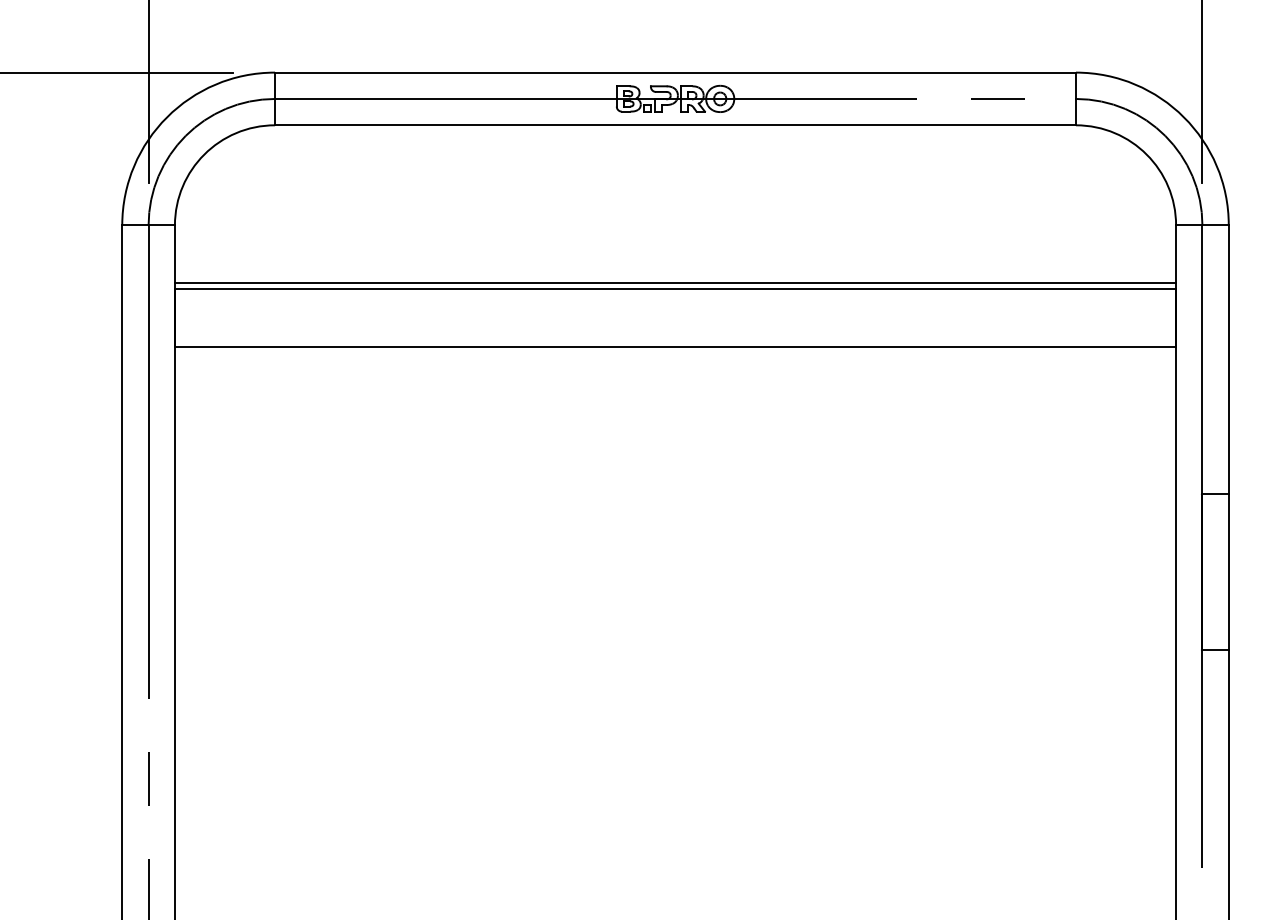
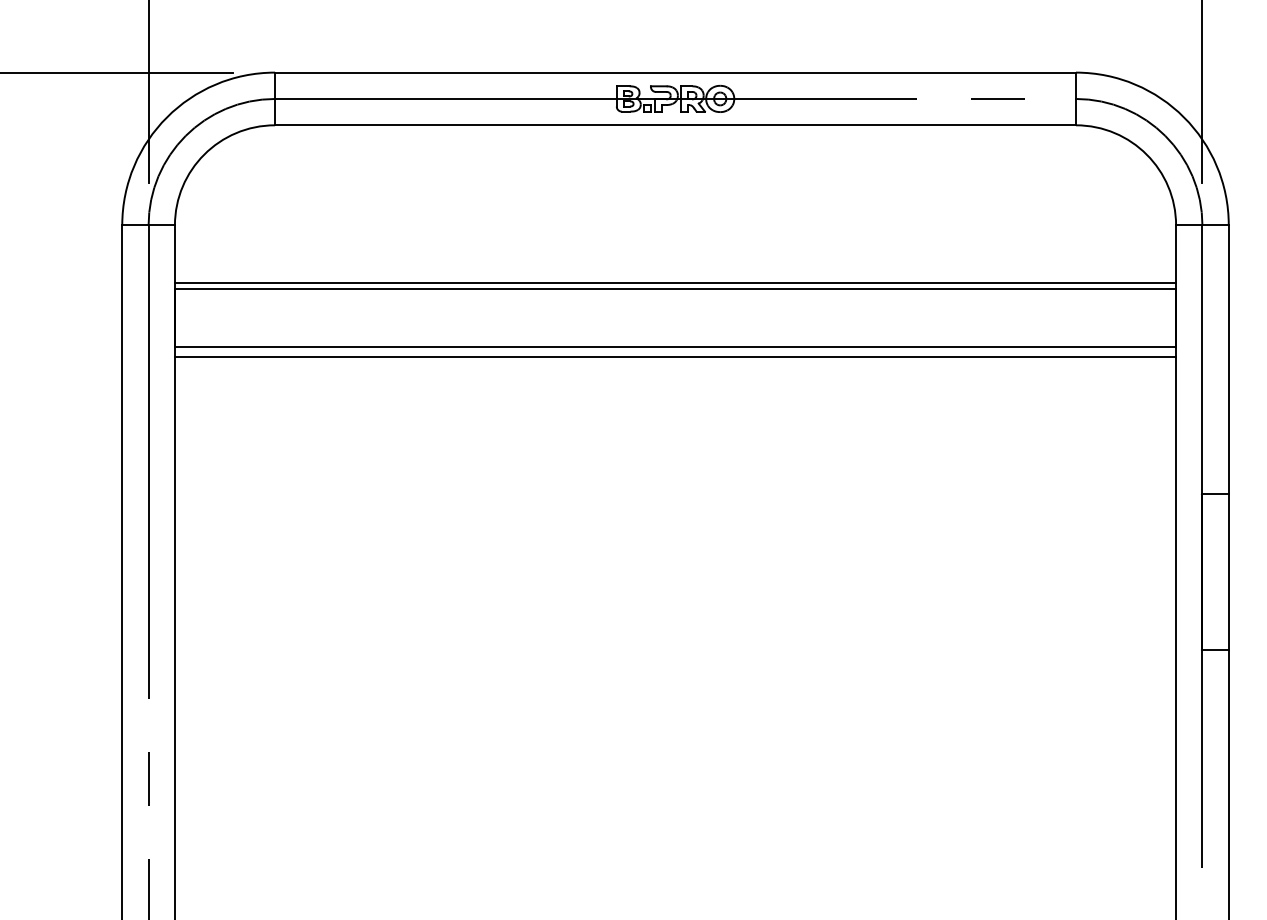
line: none -> present (675, 357)
